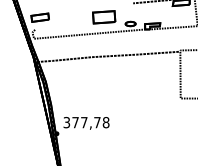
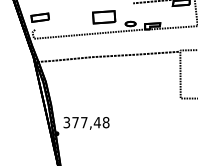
text: 377,78 -> 377,48 (96, 122)
